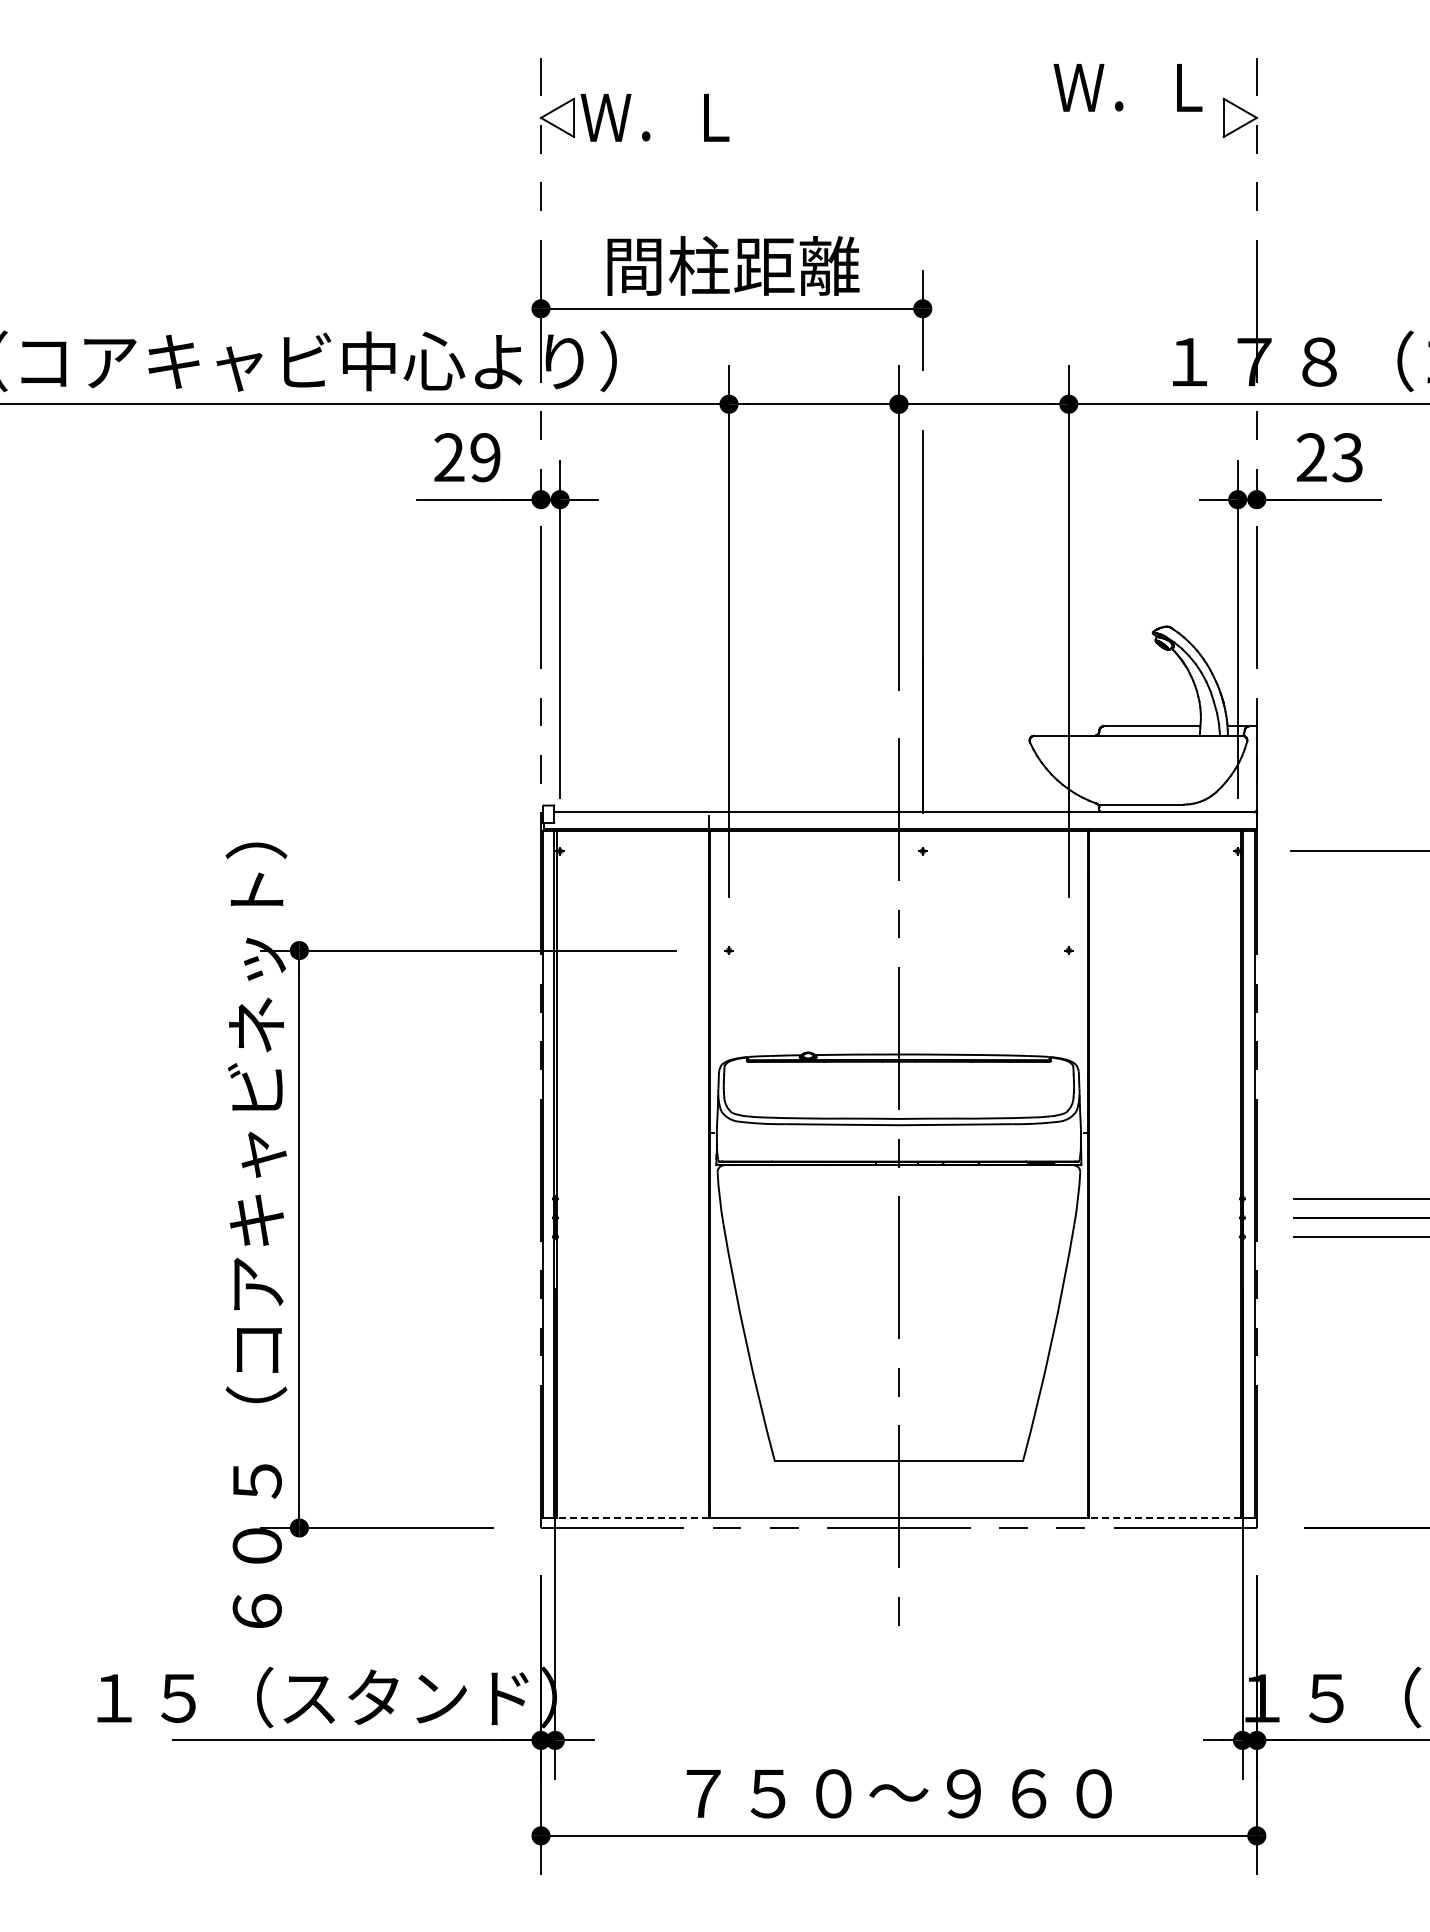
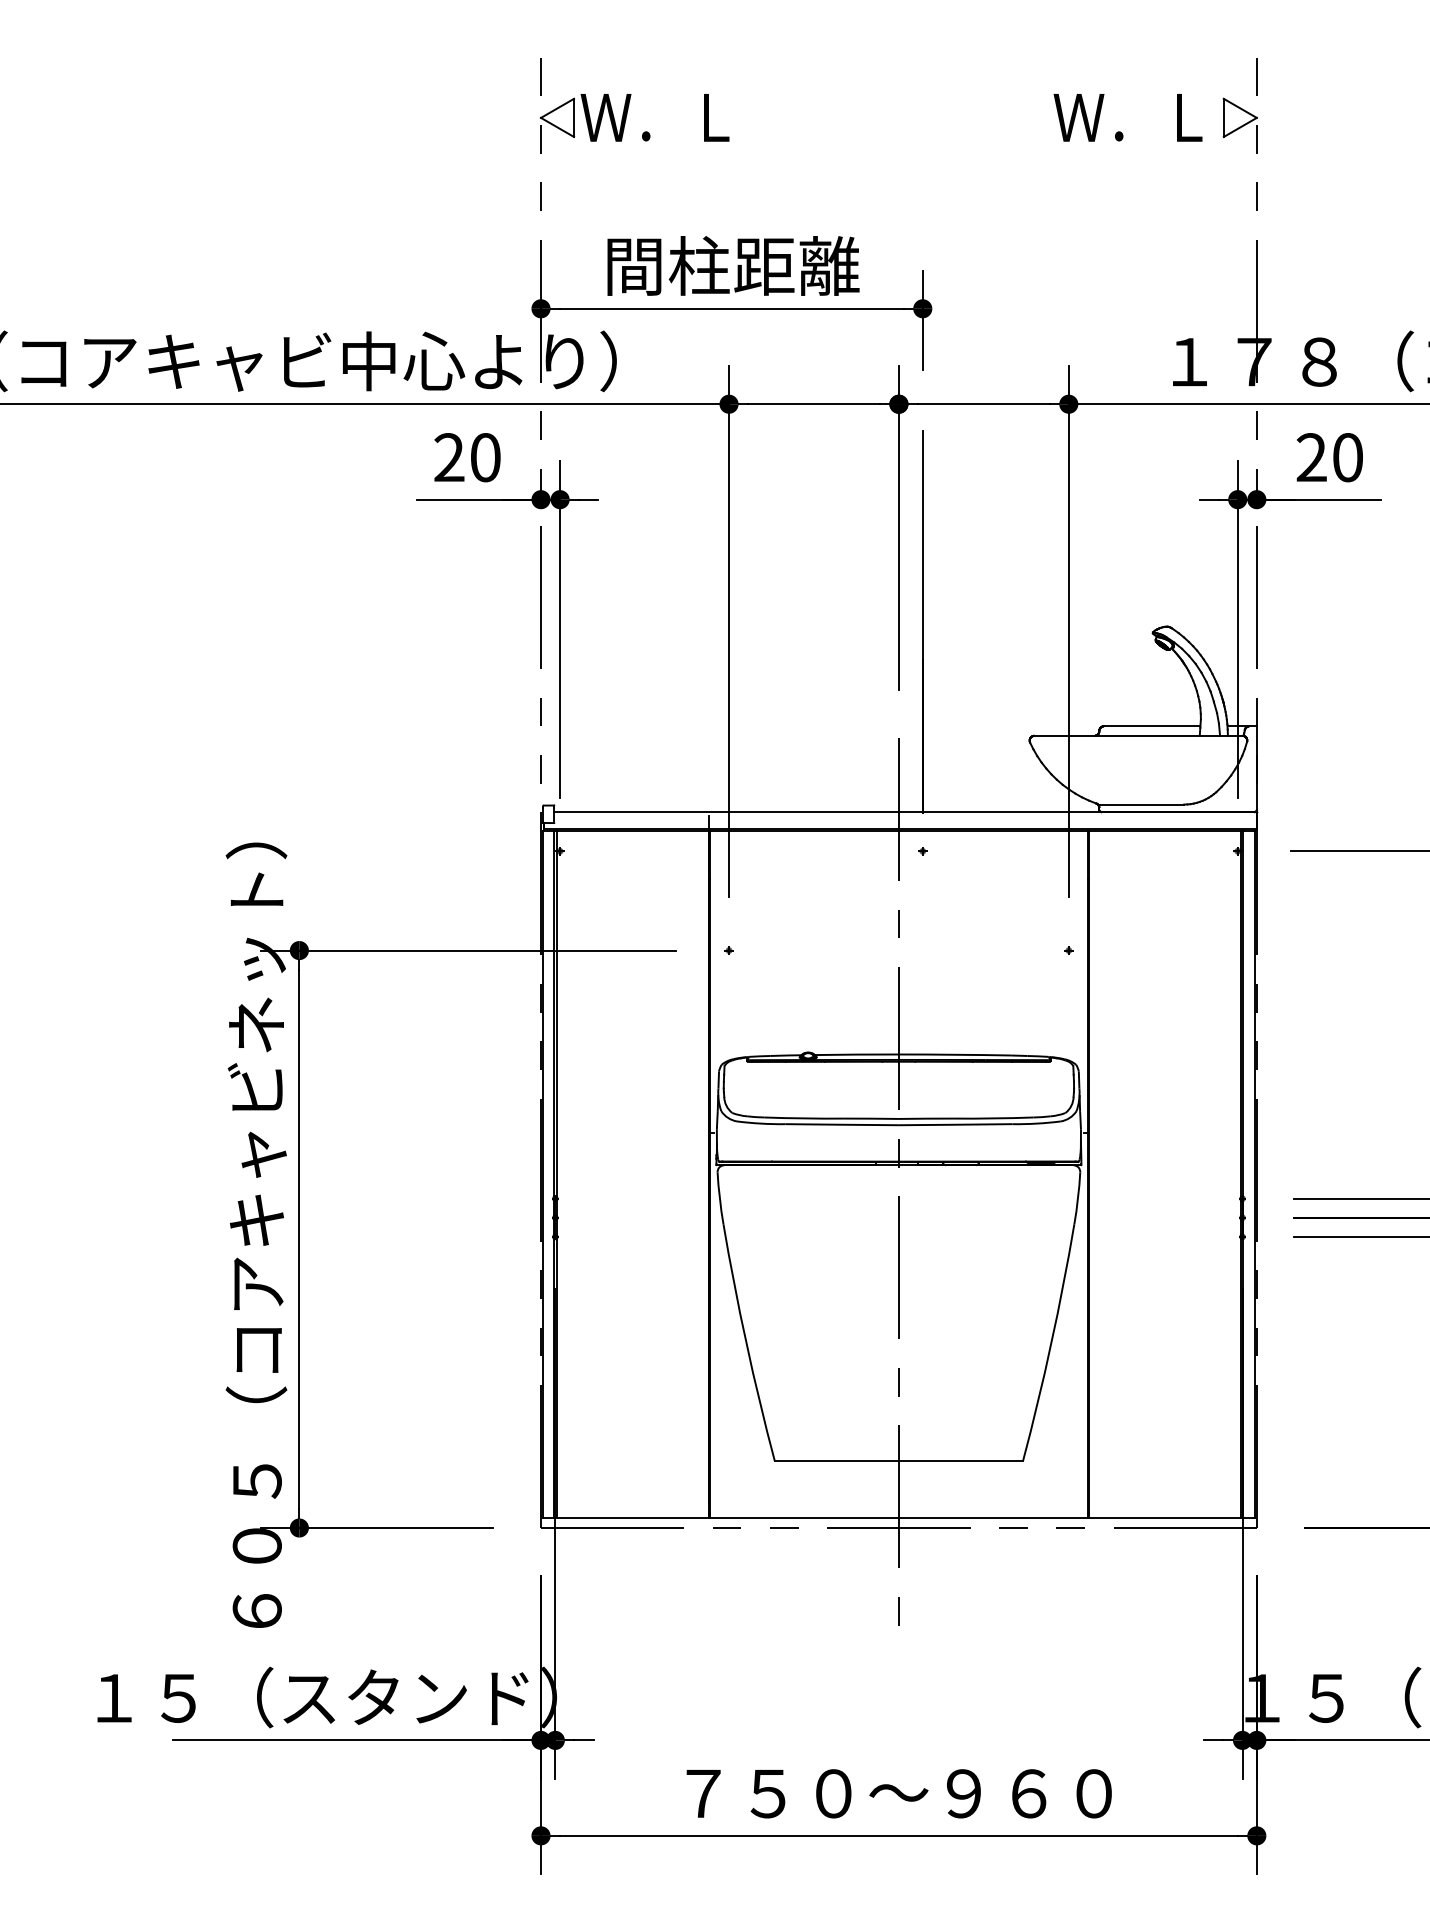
text position: (1127, 87) -> (1127, 117) (1127, 117)
text: 29 -> 20 (485, 457)
text: 23 -> 20 (1347, 457)
line: dashed -> solid (633, 1518)
line: dashed -> solid (1164, 1518)
